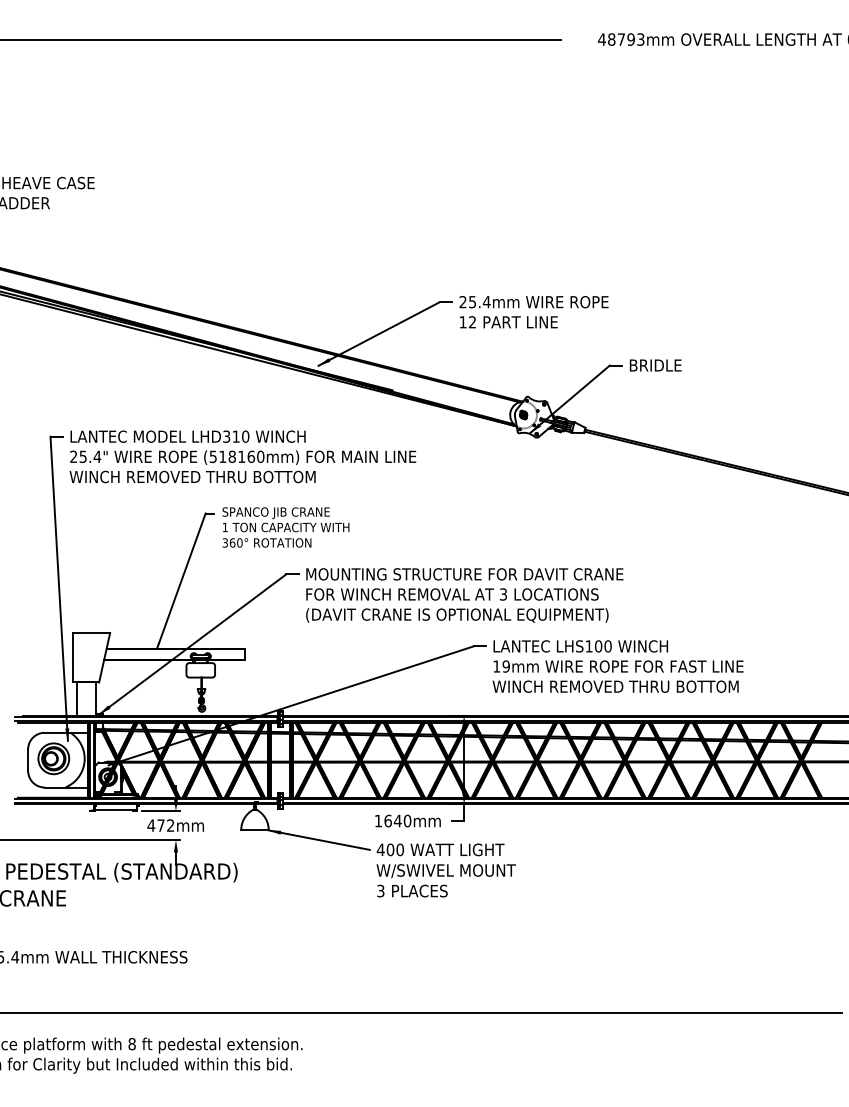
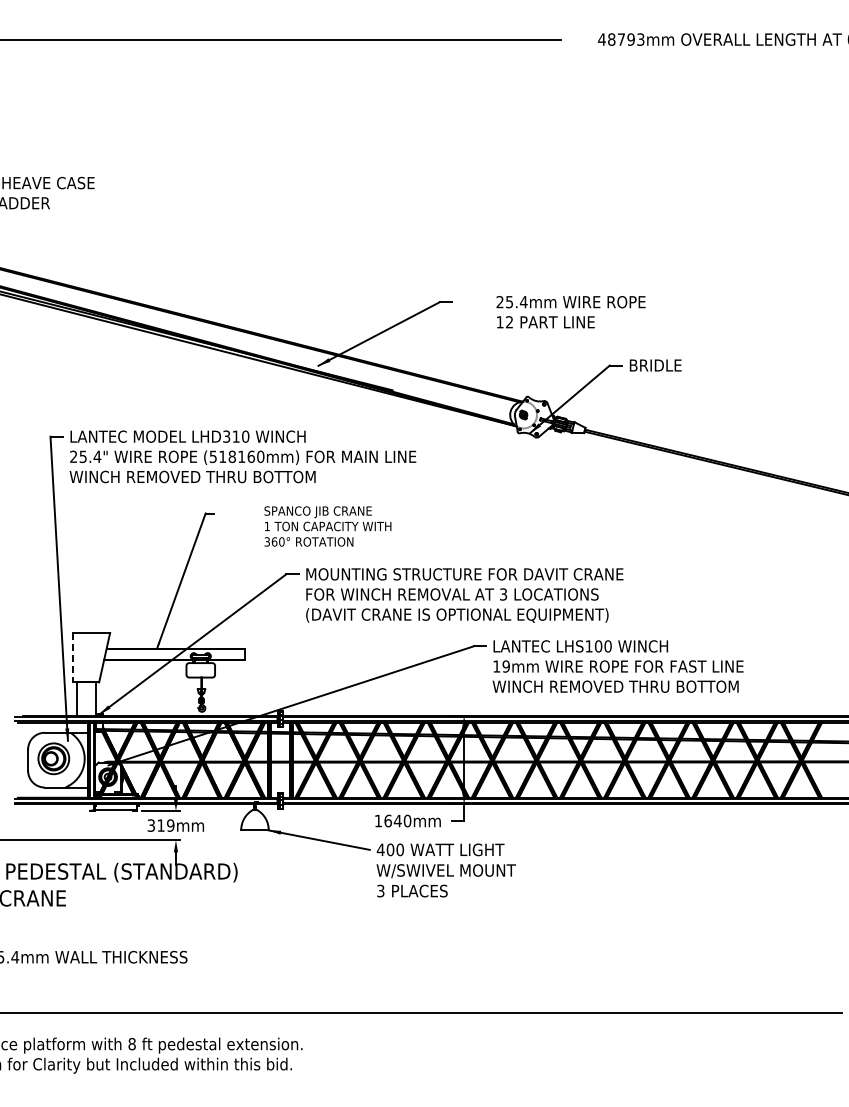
text position: (533, 312) -> (570, 312) (570, 312)
text position: (285, 527) -> (327, 526) (327, 526)
line: solid -> dashed (73, 657)
text: 472mm -> 319mm (160, 825)
